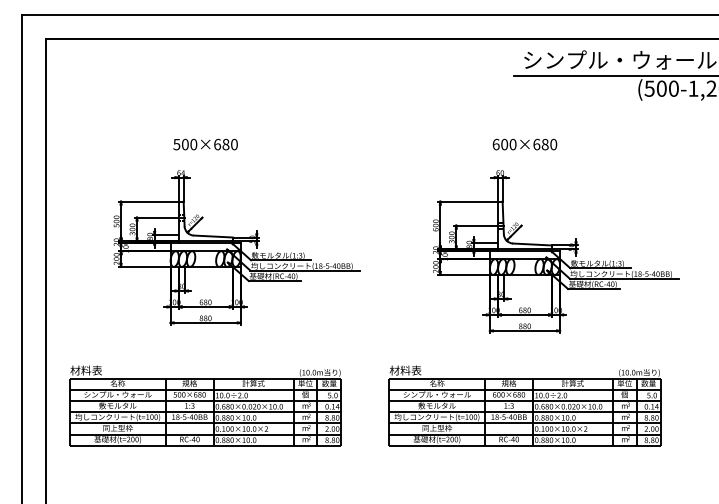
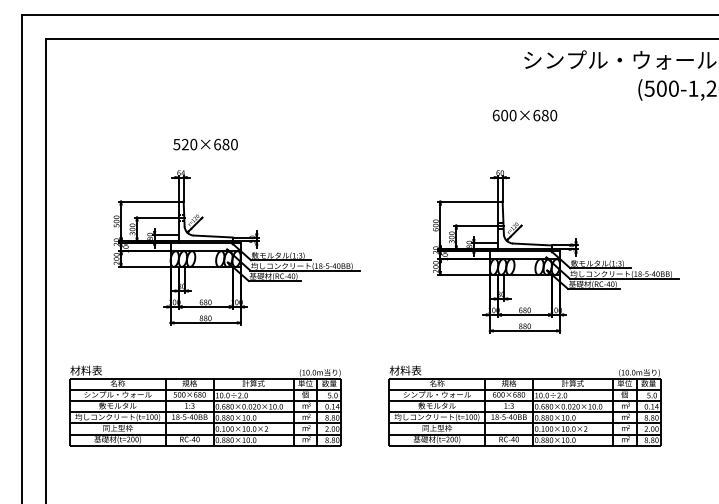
line: present -> none (614, 76)
text: 500×680 -> 520×680 (184, 144)
text position: (524, 144) -> (524, 115) (524, 115)
